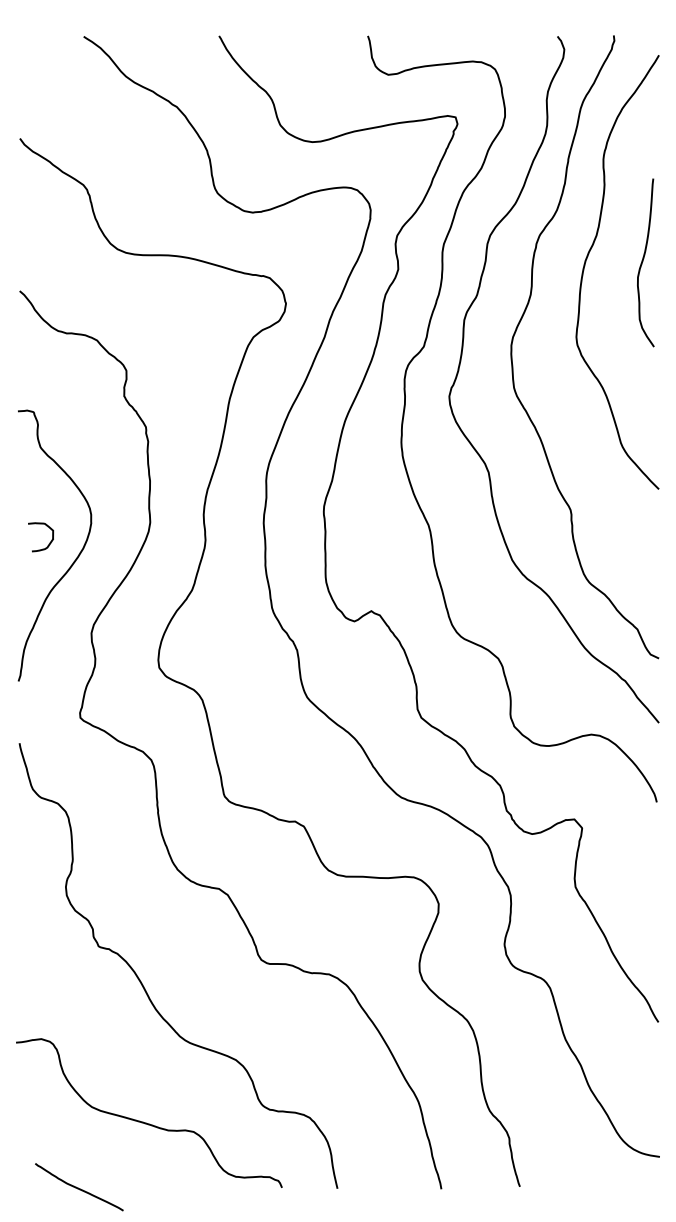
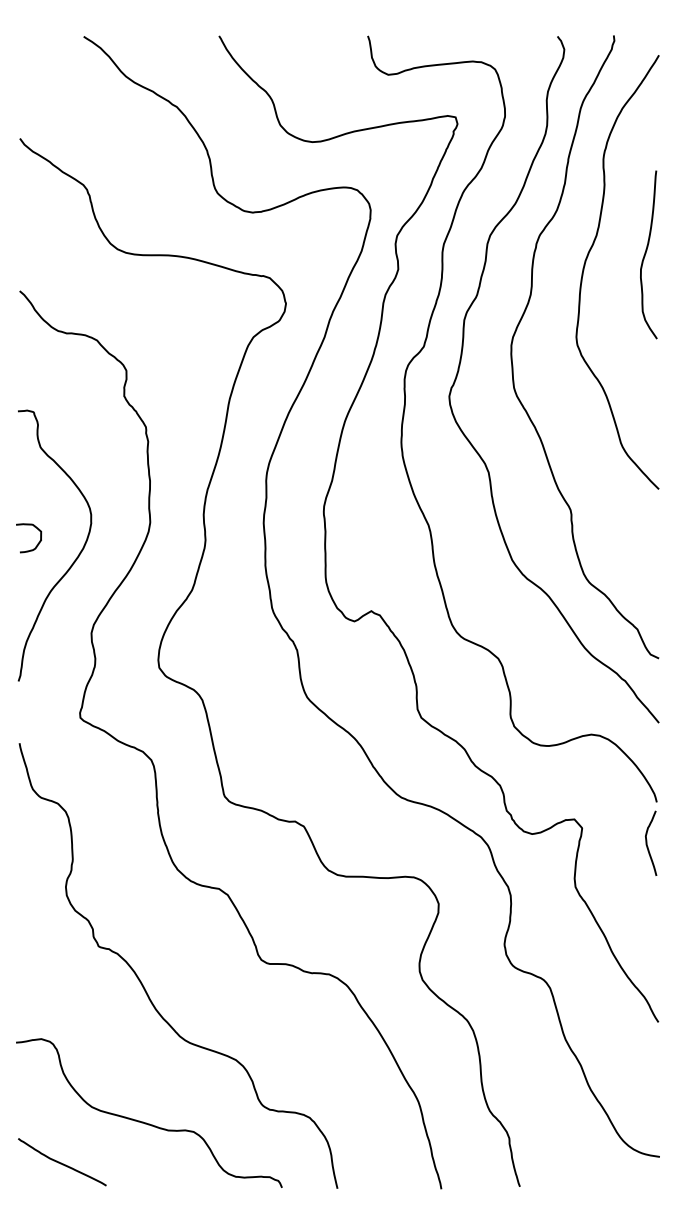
curve position: (643, 261) -> (646, 253) (646, 253)
curve position: (49, 542) -> (37, 543) (37, 543)
curve: none -> present (647, 842)
curve position: (78, 1187) -> (61, 1162) (61, 1162)
